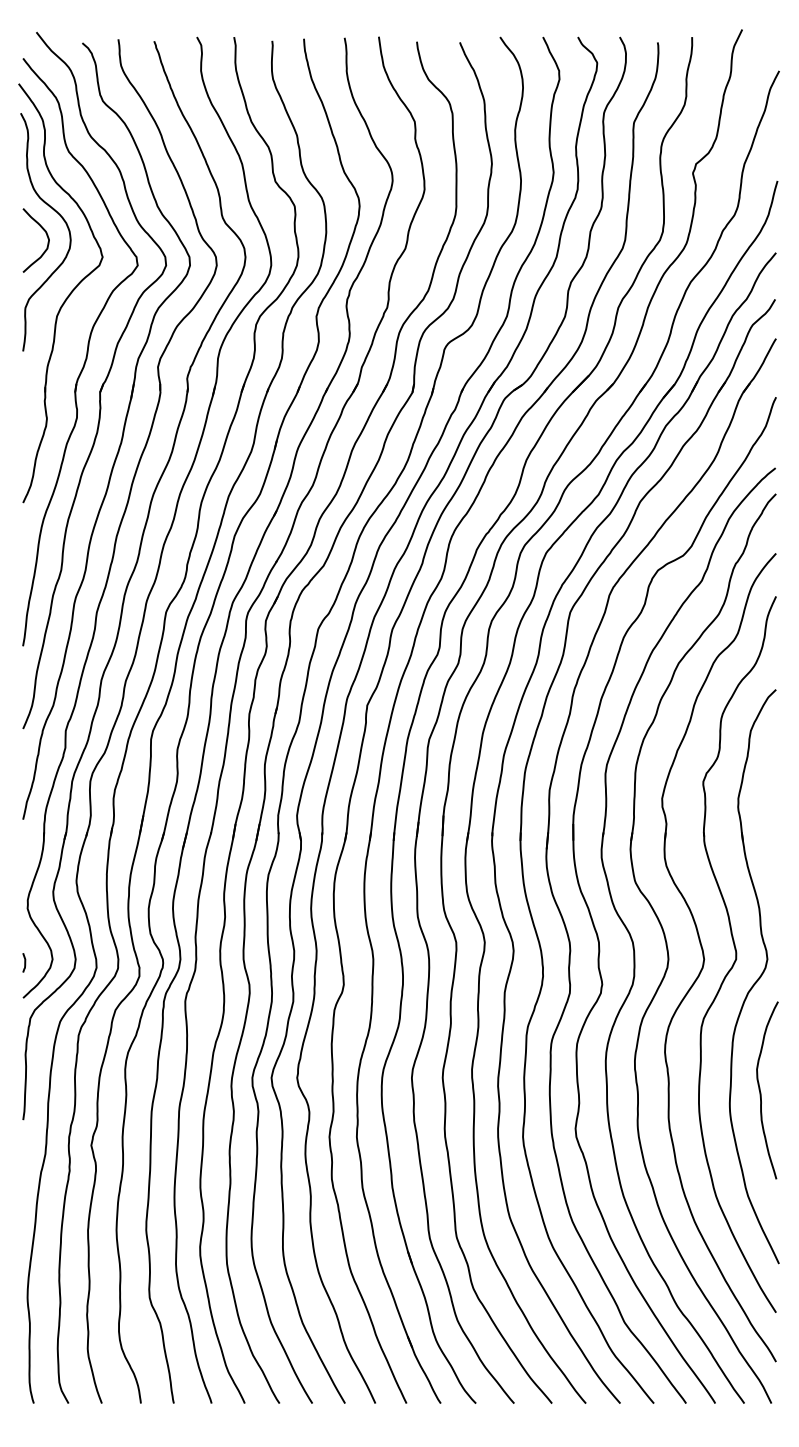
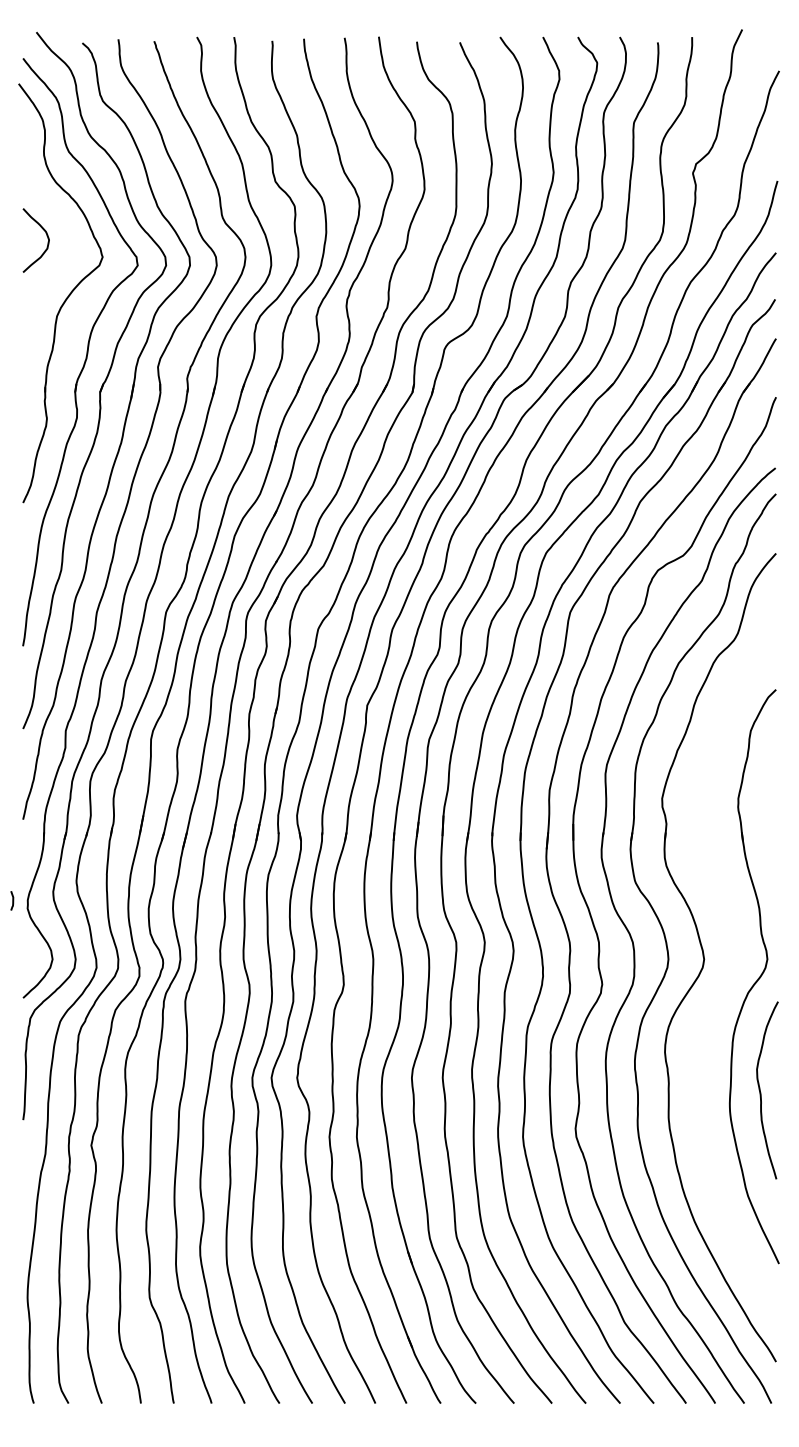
curve: present -> none (61, 218)
part: present -> none (737, 954)
curve position: (24, 962) -> (12, 900) (12, 900)
